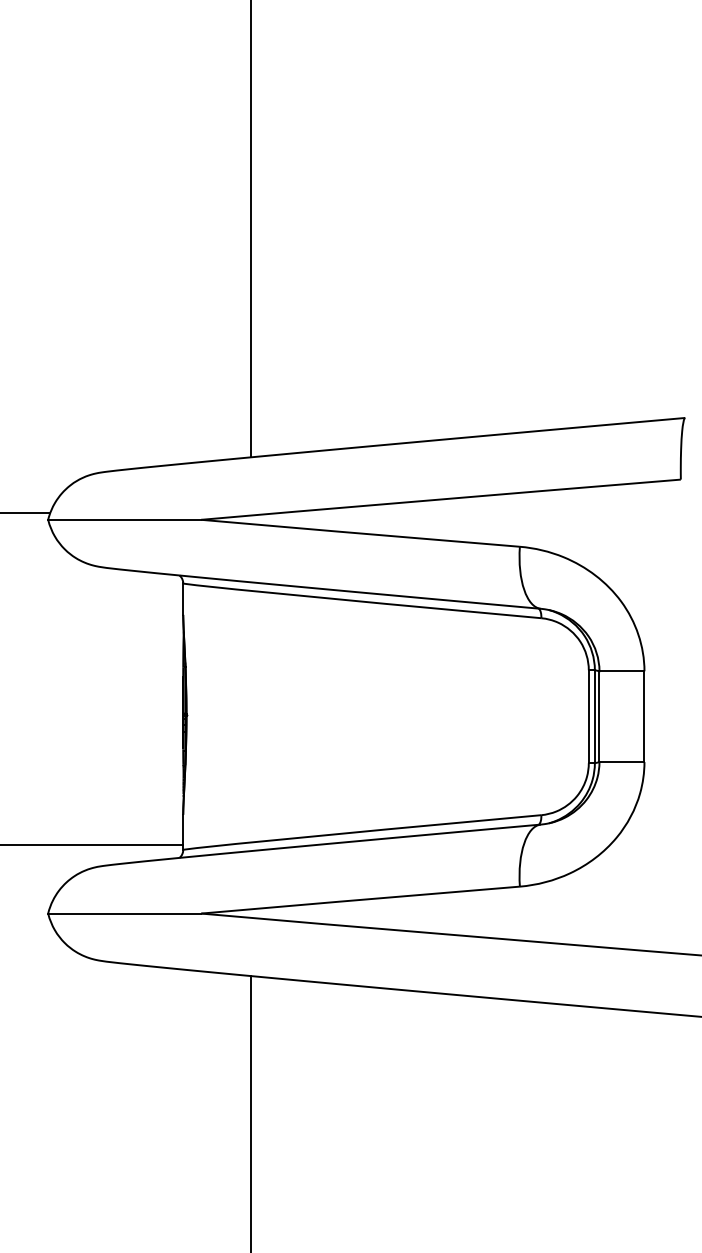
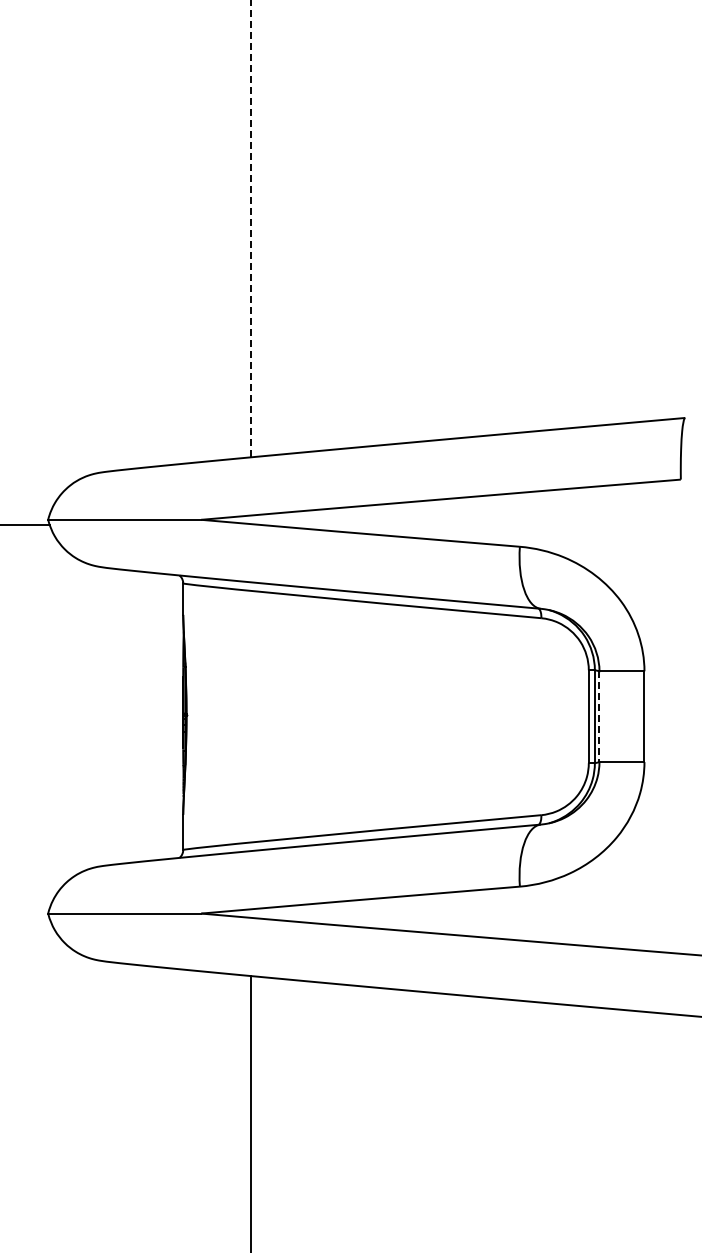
line: solid -> dashed (250, 228)
line position: (26, 513) -> (26, 525) (26, 525)
line: solid -> dashed (599, 717)
line: present -> none (92, 845)
